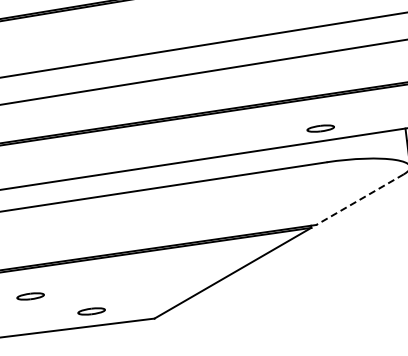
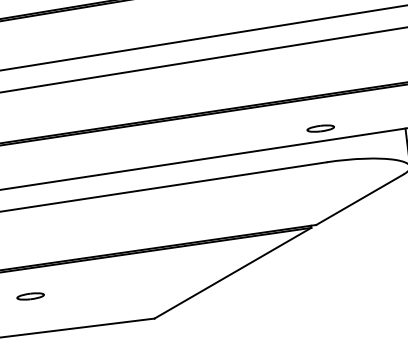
line position: (203, 44) -> (203, 37) (203, 37)
line position: (203, 72) -> (203, 59) (203, 59)
line: dashed -> solid (360, 199)
part: present -> none (91, 311)
